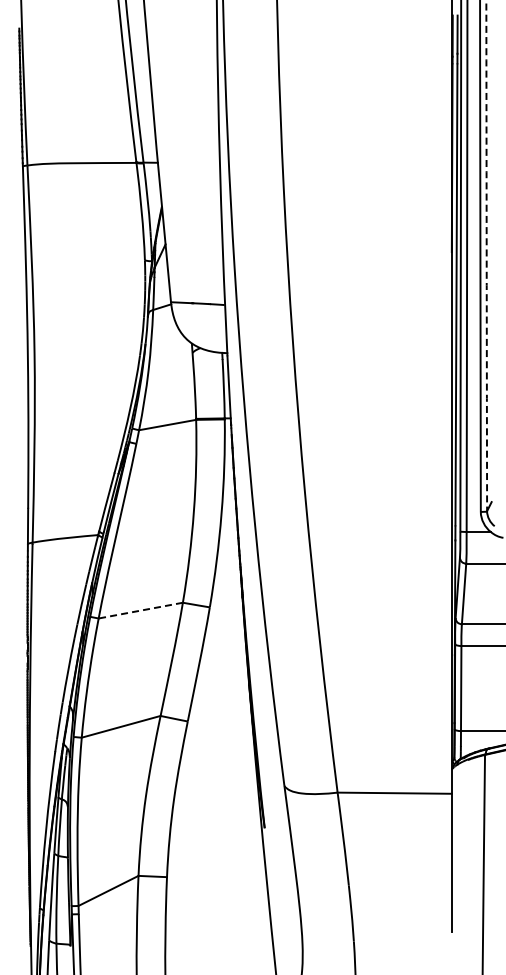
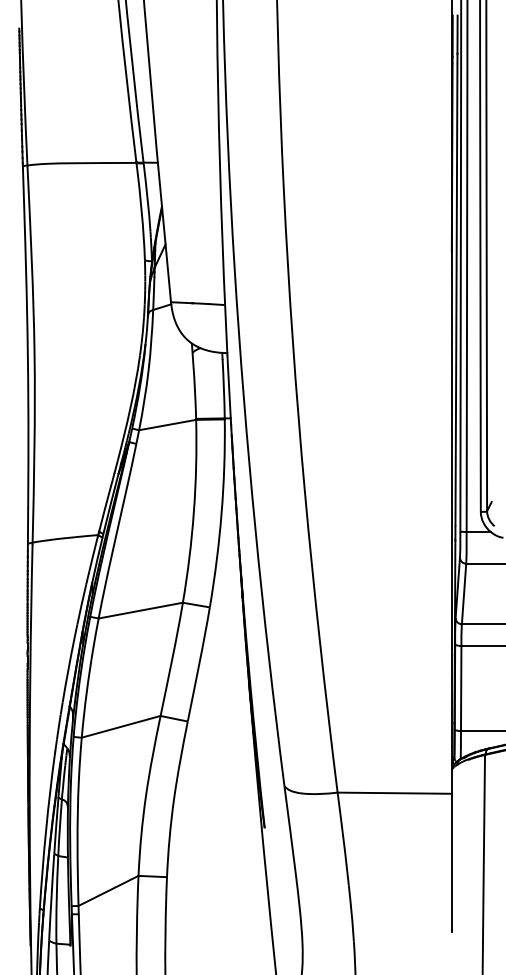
arc: dashed -> solid (486, 255)
line: dashed -> solid (140, 610)
